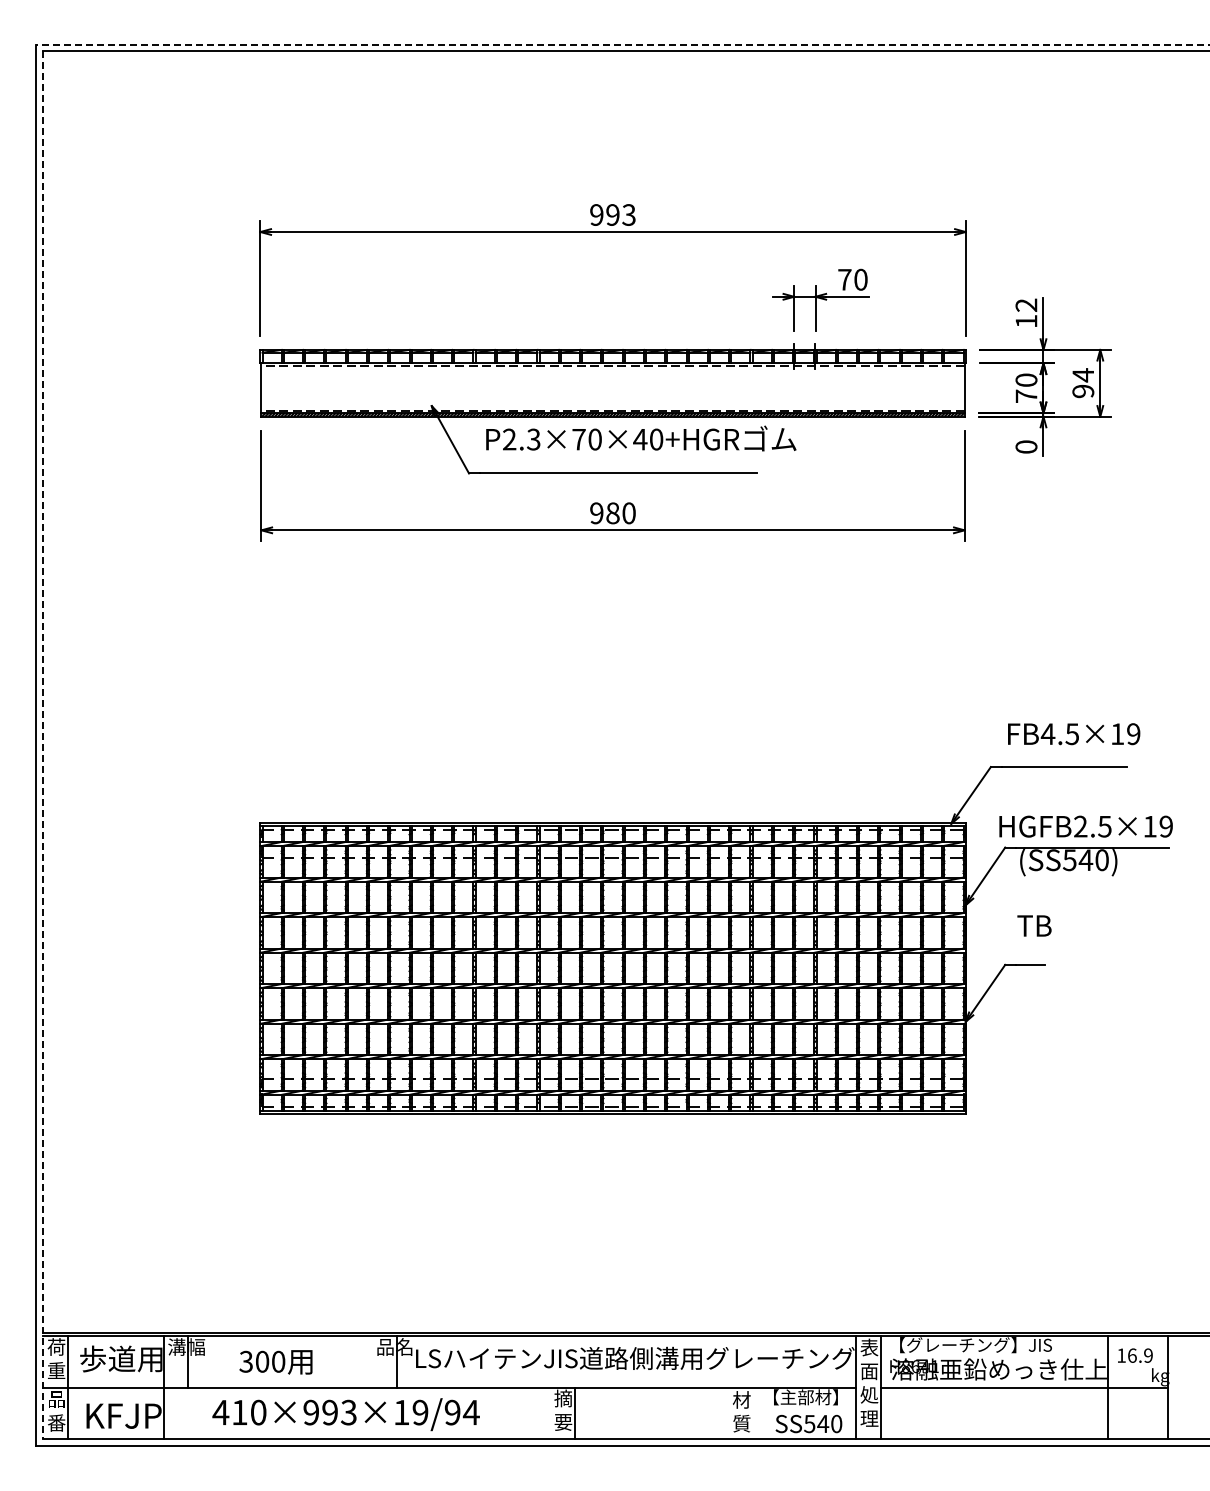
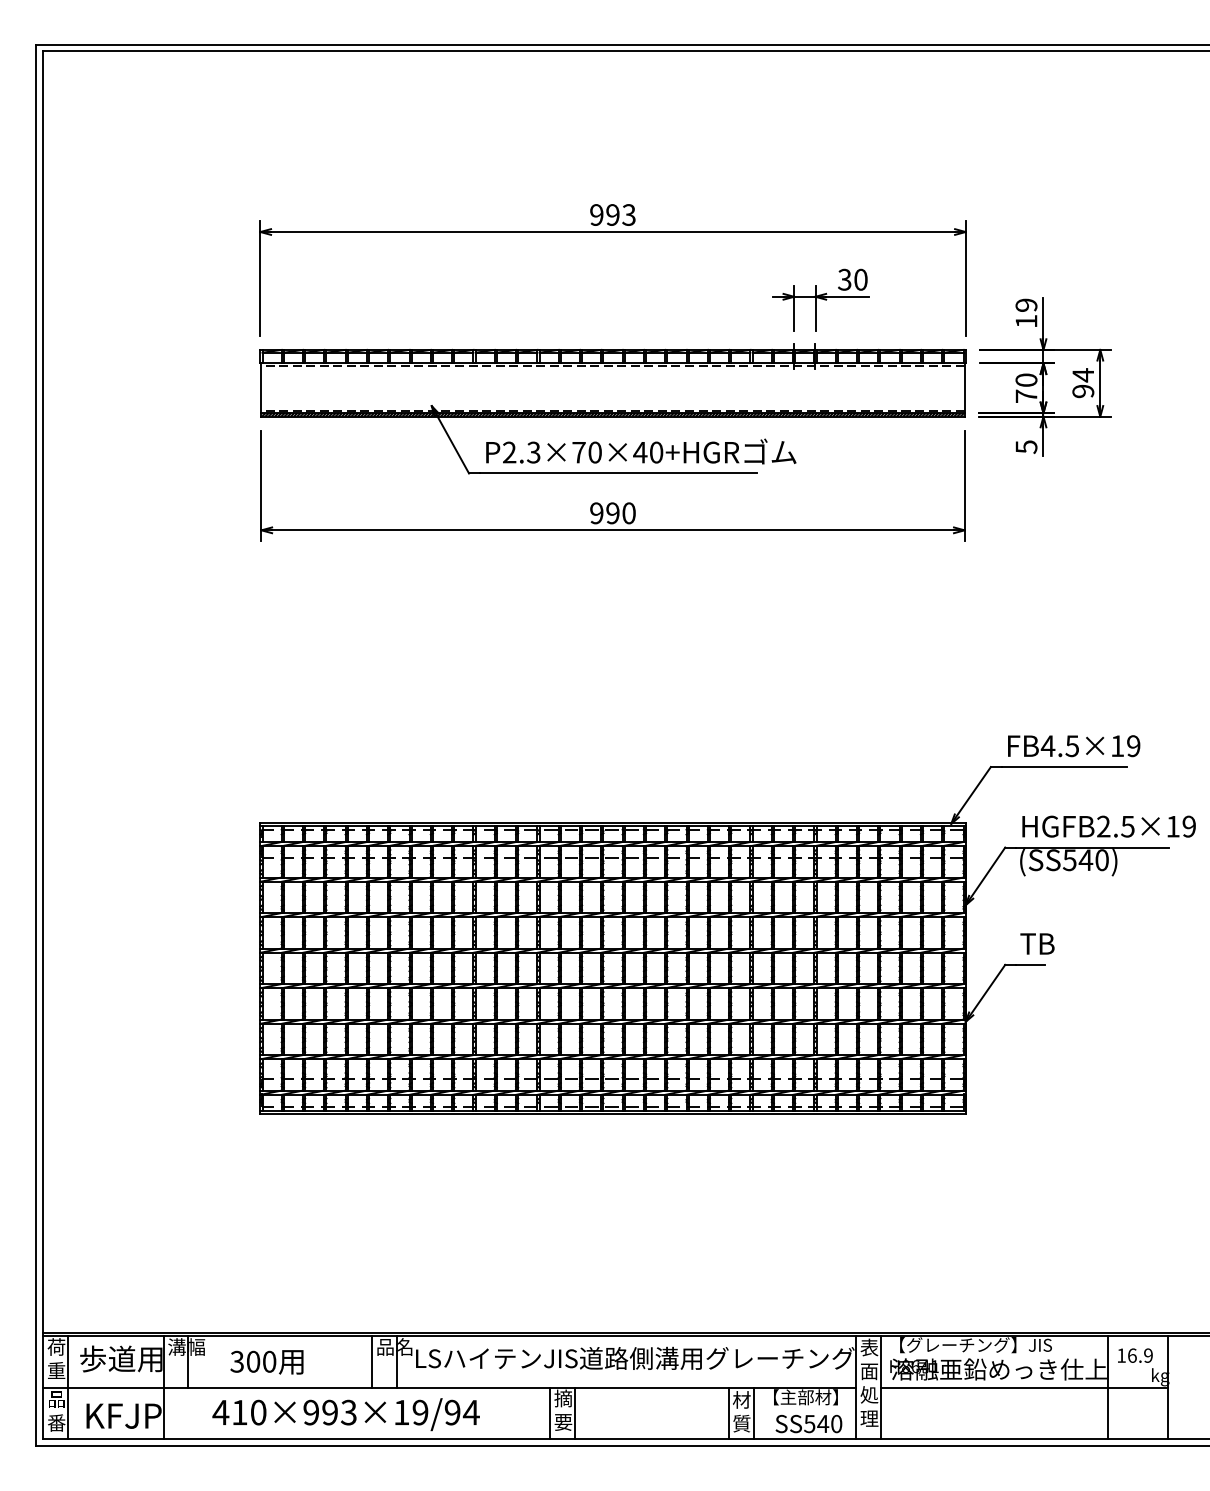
line: dashed -> solid (623, 44)
text: 70 -> 30 (844, 279)
text: 12 -> 19 (1026, 304)
text position: (641, 438) -> (641, 451) (641, 451)
text: 0 -> 5 (1026, 447)
text: 980 -> 990 (612, 513)
text position: (1074, 734) -> (1074, 746) (1074, 746)
line: dashed -> solid (43, 745)
text position: (1085, 826) -> (1108, 826) (1108, 826)
text position: (1034, 925) -> (1037, 943) (1037, 943)
line: none -> present (371, 1361)
text position: (275, 1362) -> (266, 1362) (266, 1362)
line: none -> present (550, 1413)
line: none -> present (728, 1413)
line: none -> present (753, 1413)
